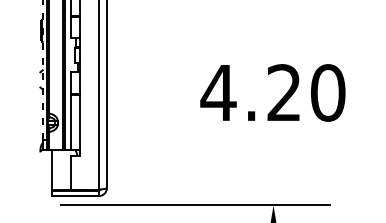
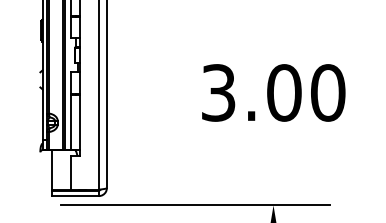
line: dashed -> solid (42, 69)
text: 4.20 -> 3.00 (250, 92)
